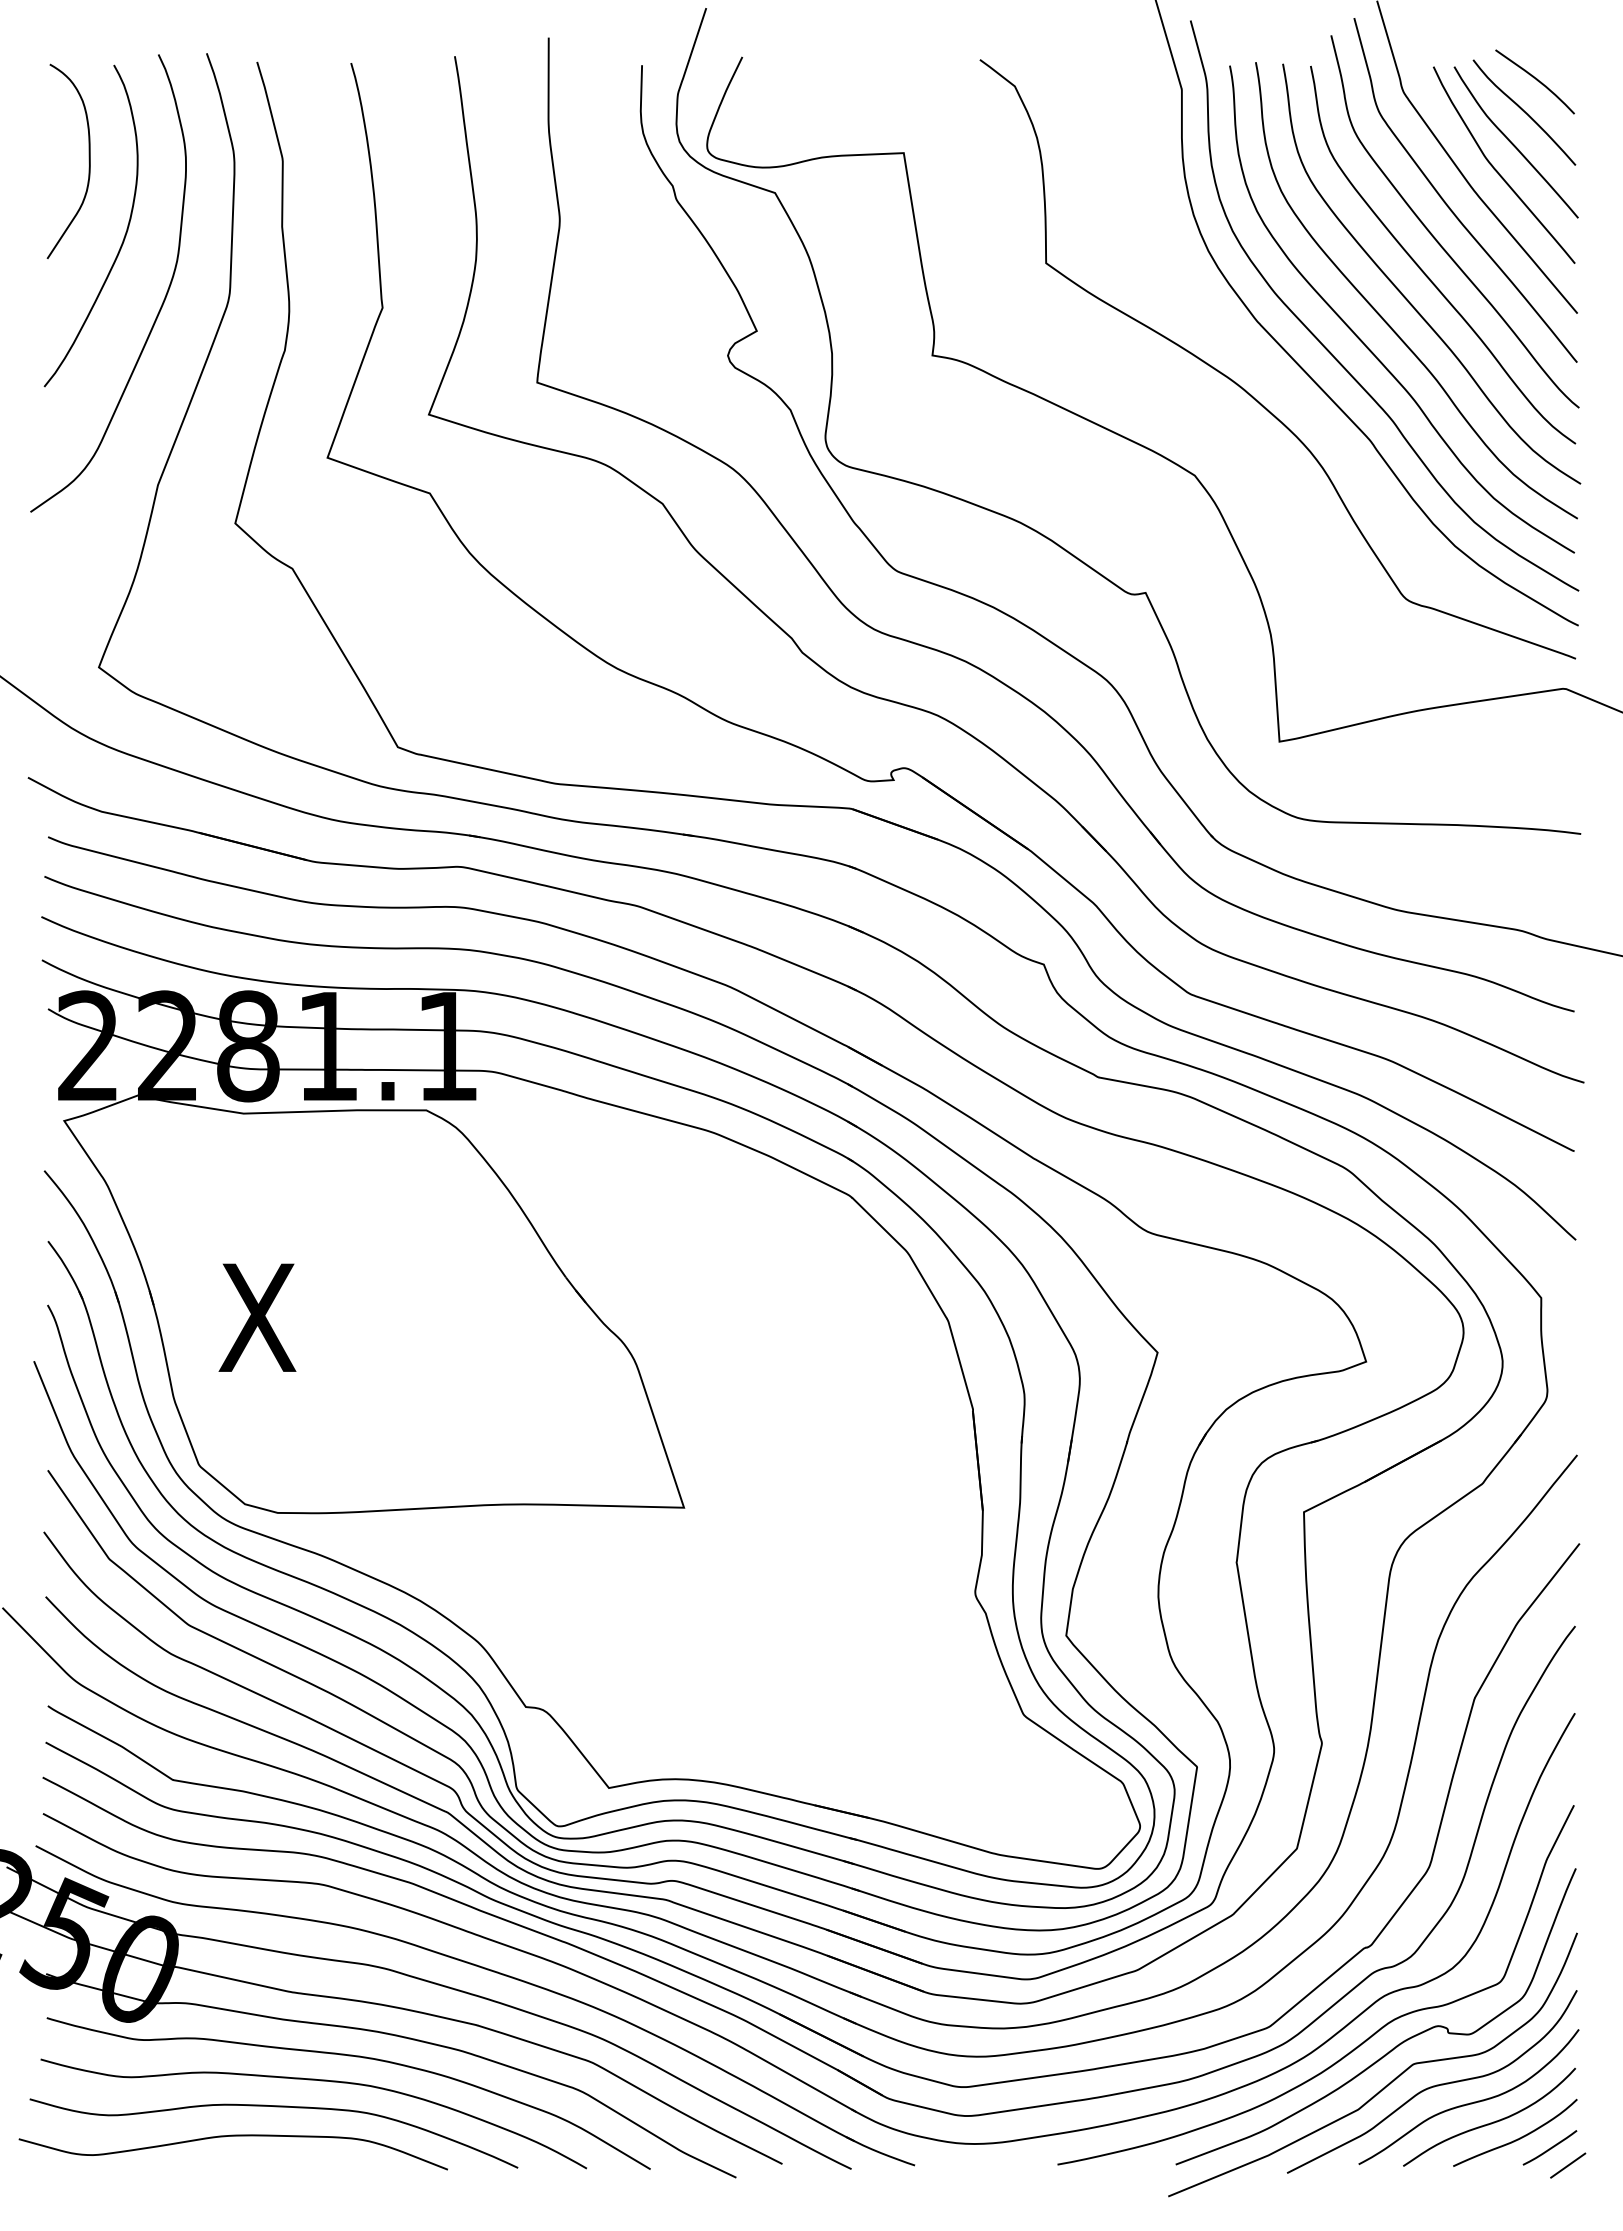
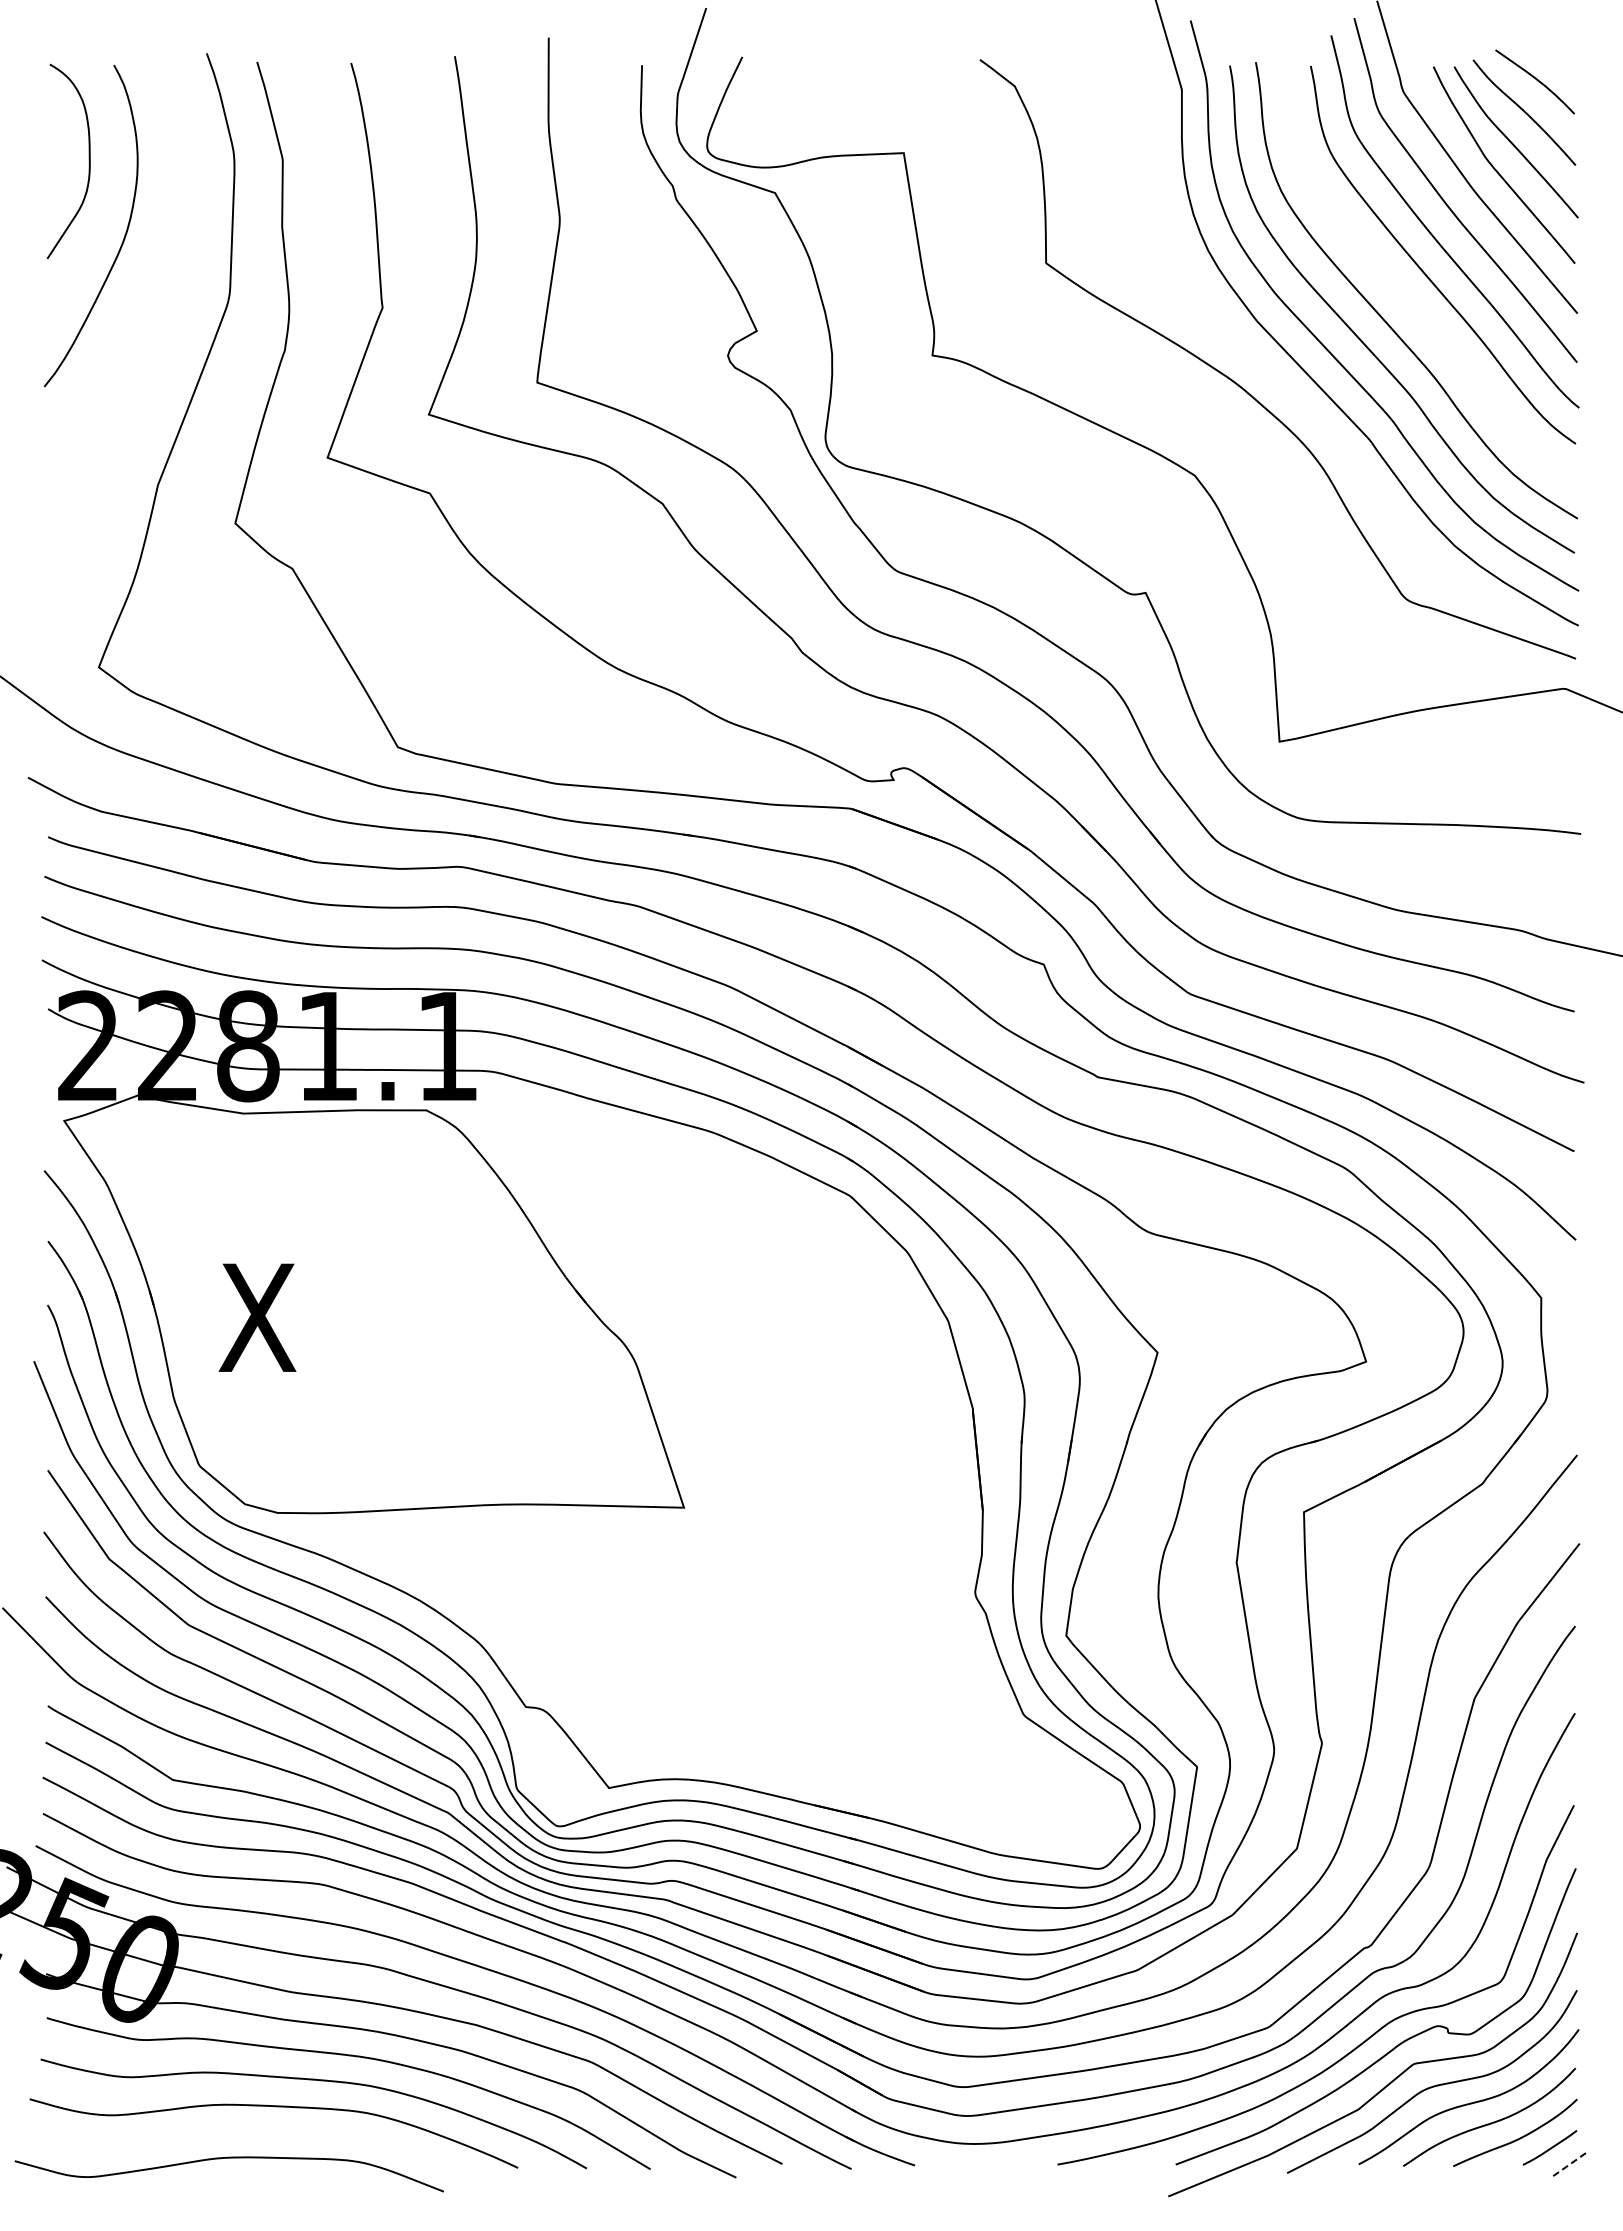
curve: present -> none (1406, 297)
curve: present -> none (160, 306)
curve position: (232, 2136) -> (228, 2158) (228, 2158)
line: solid -> dashed (1568, 2165)
